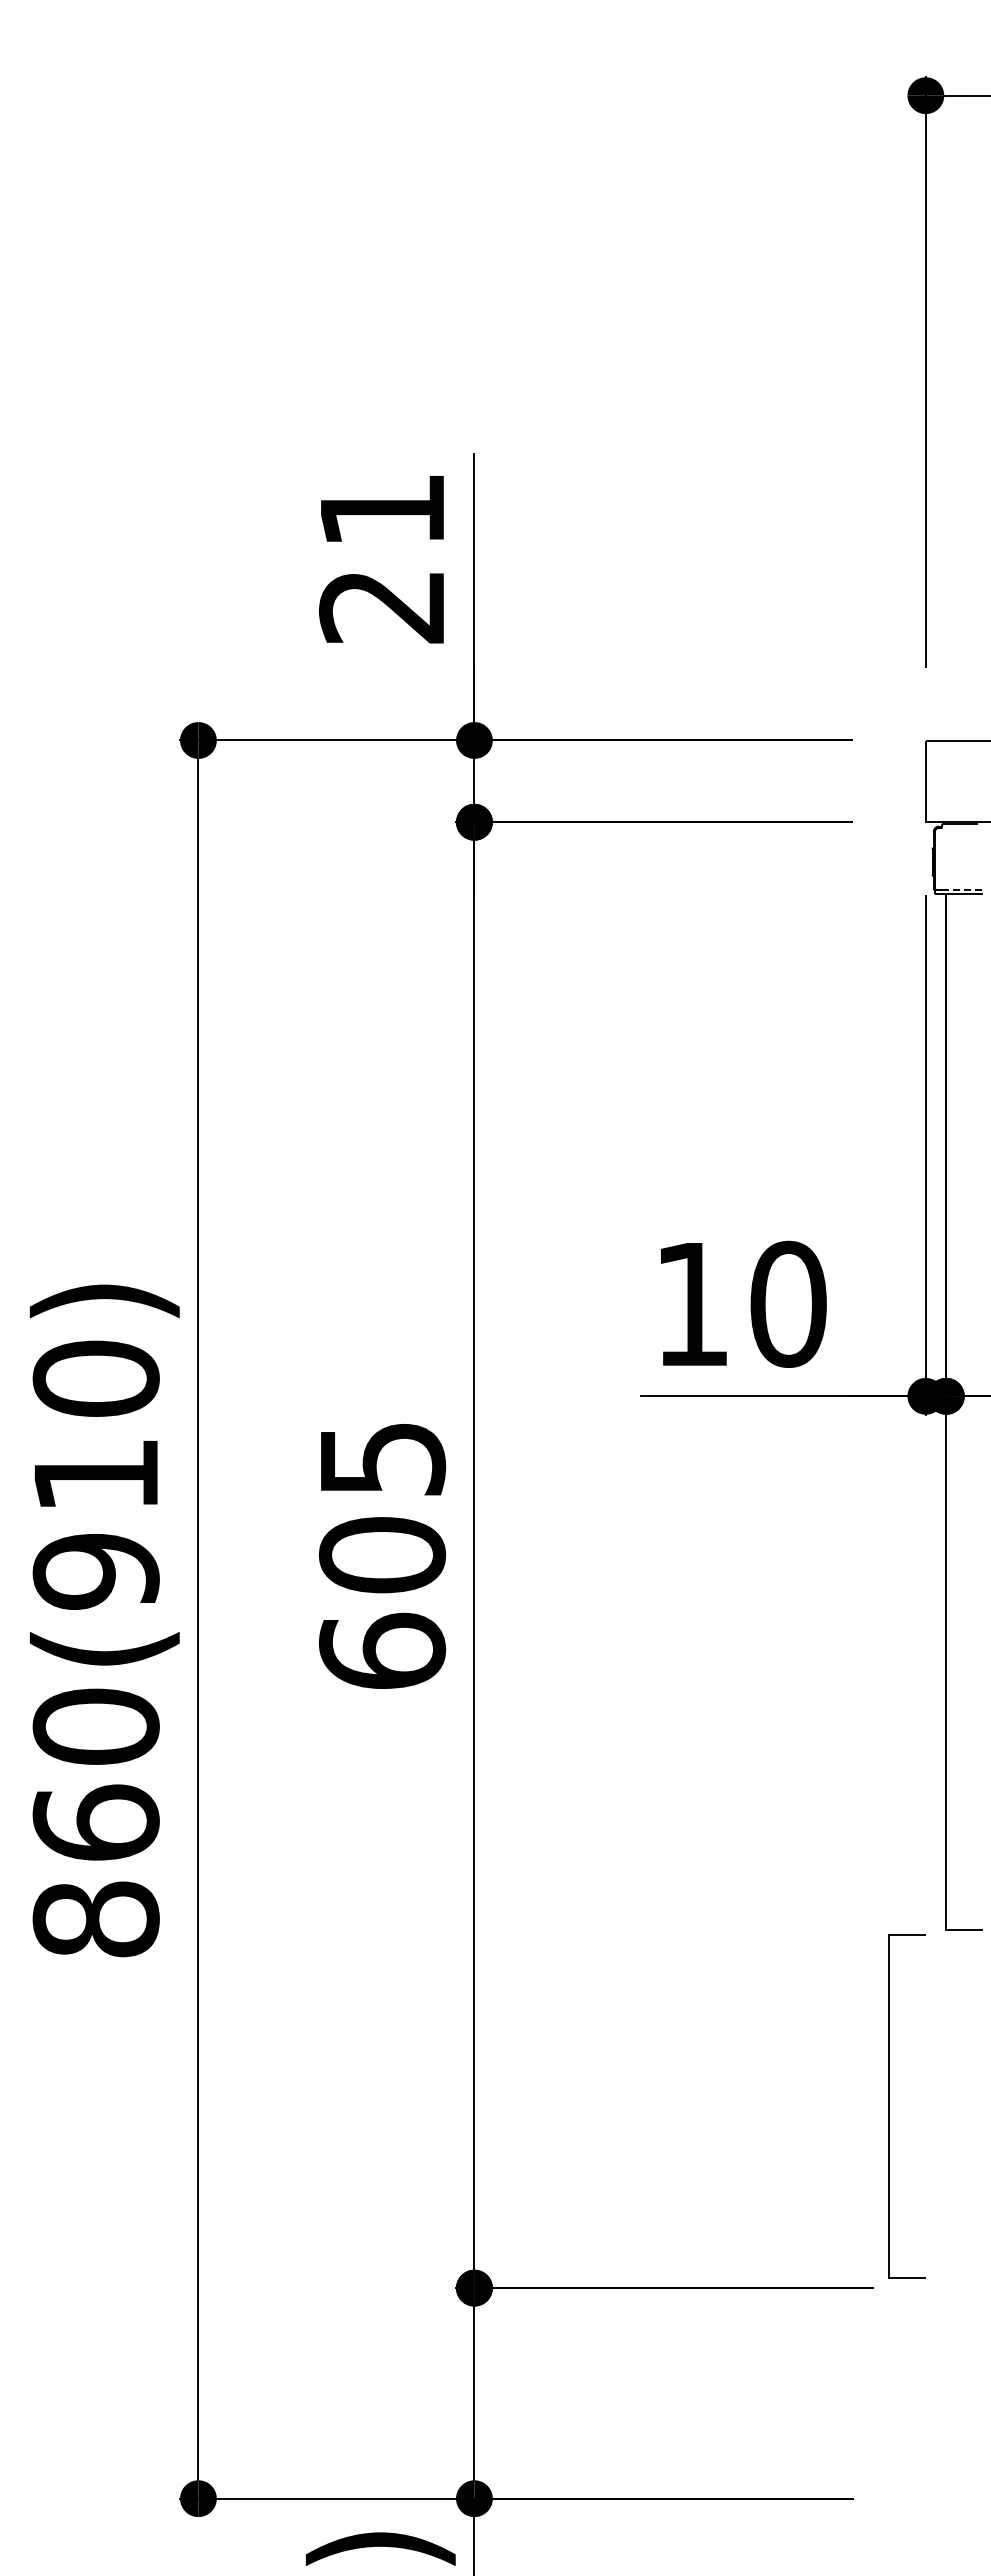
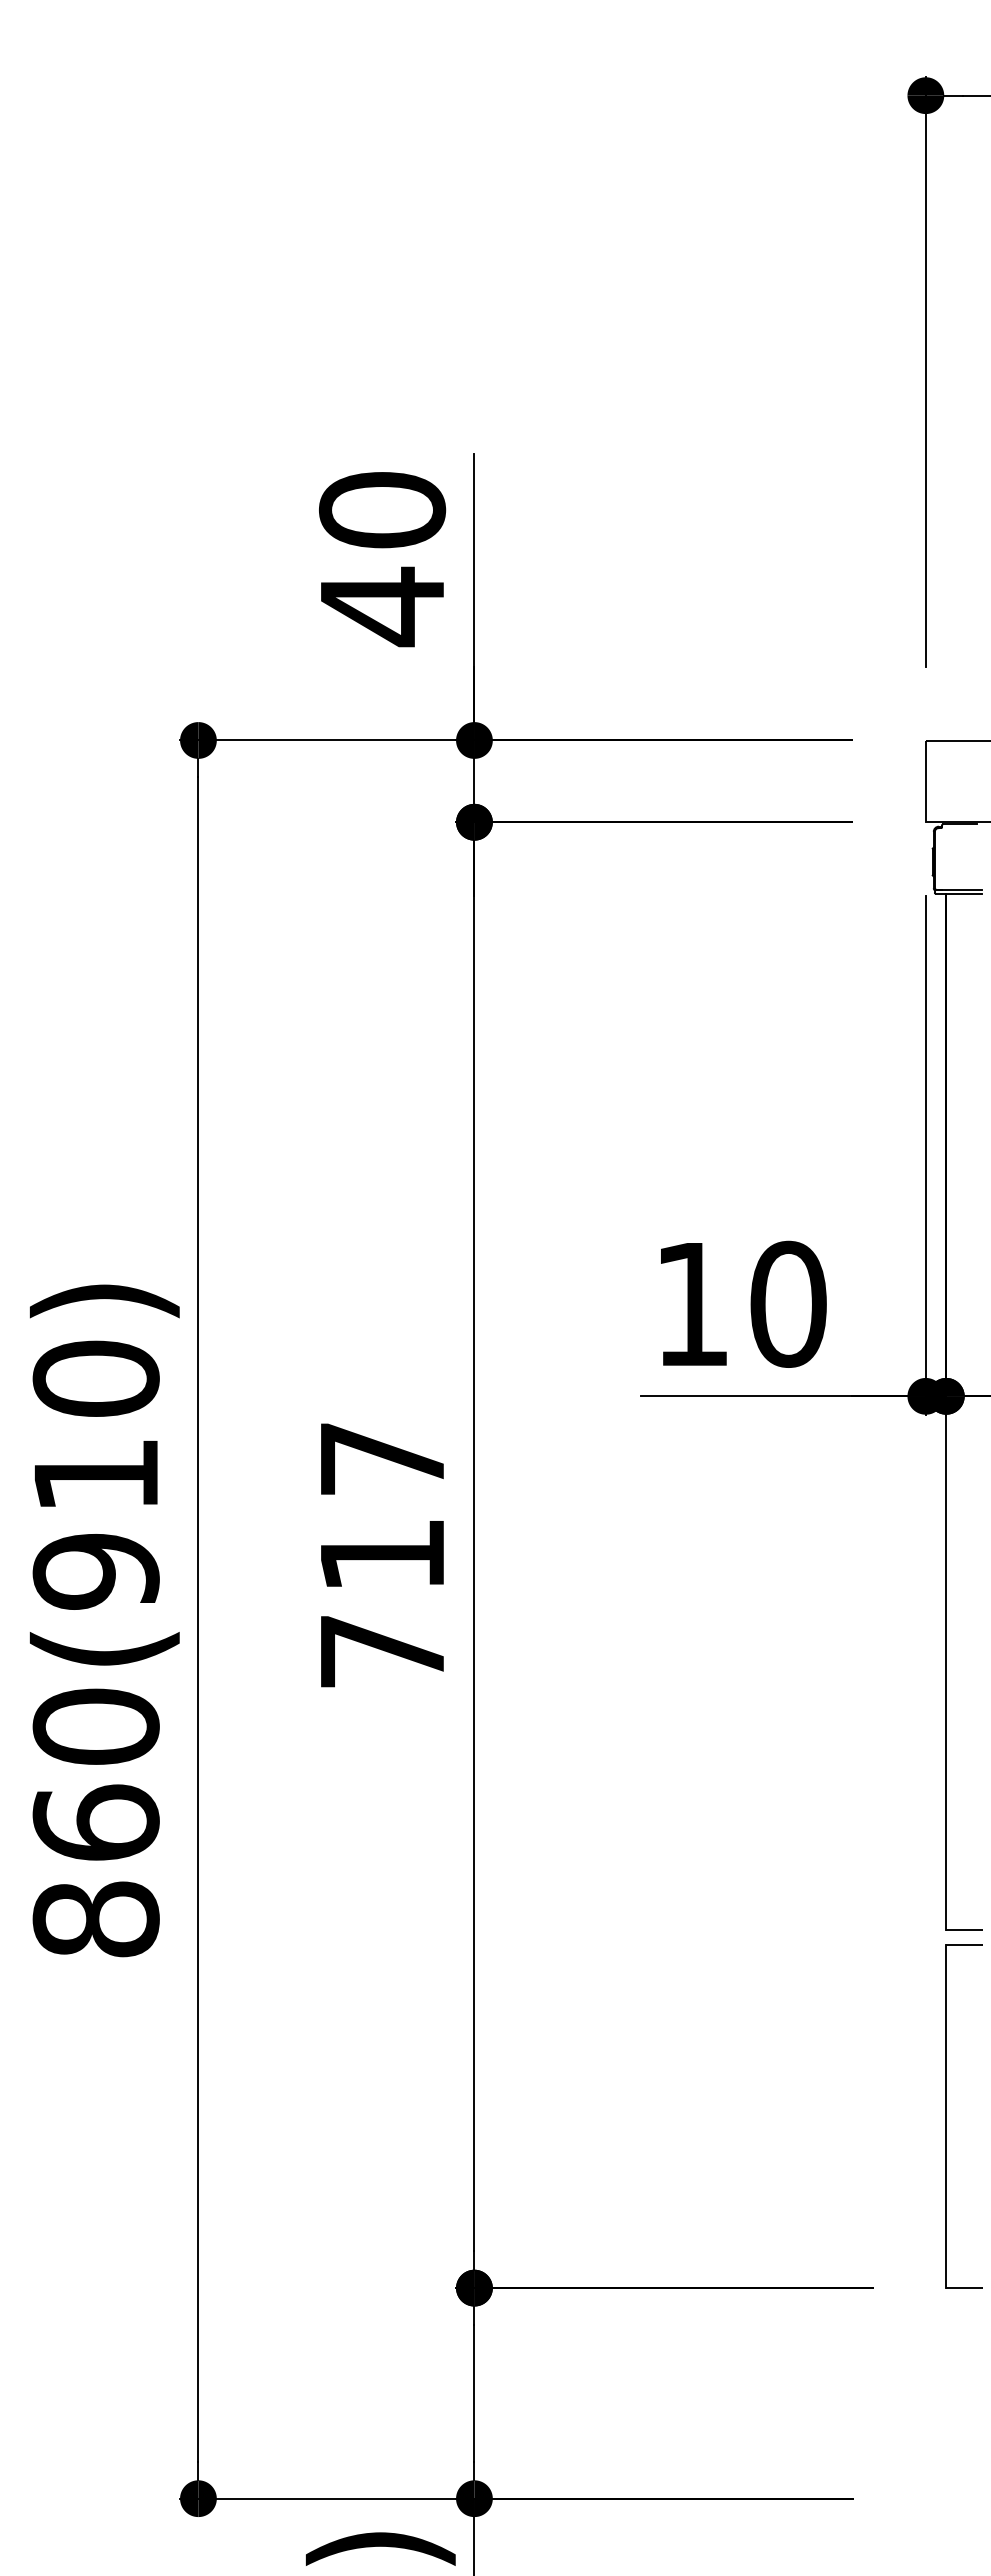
text: 21 -> 40 (382, 559)
line: dashed -> solid (961, 889)
text: 605 -> 717 (382, 1555)
part position: (889, 2106) -> (946, 2116) (946, 2116)
